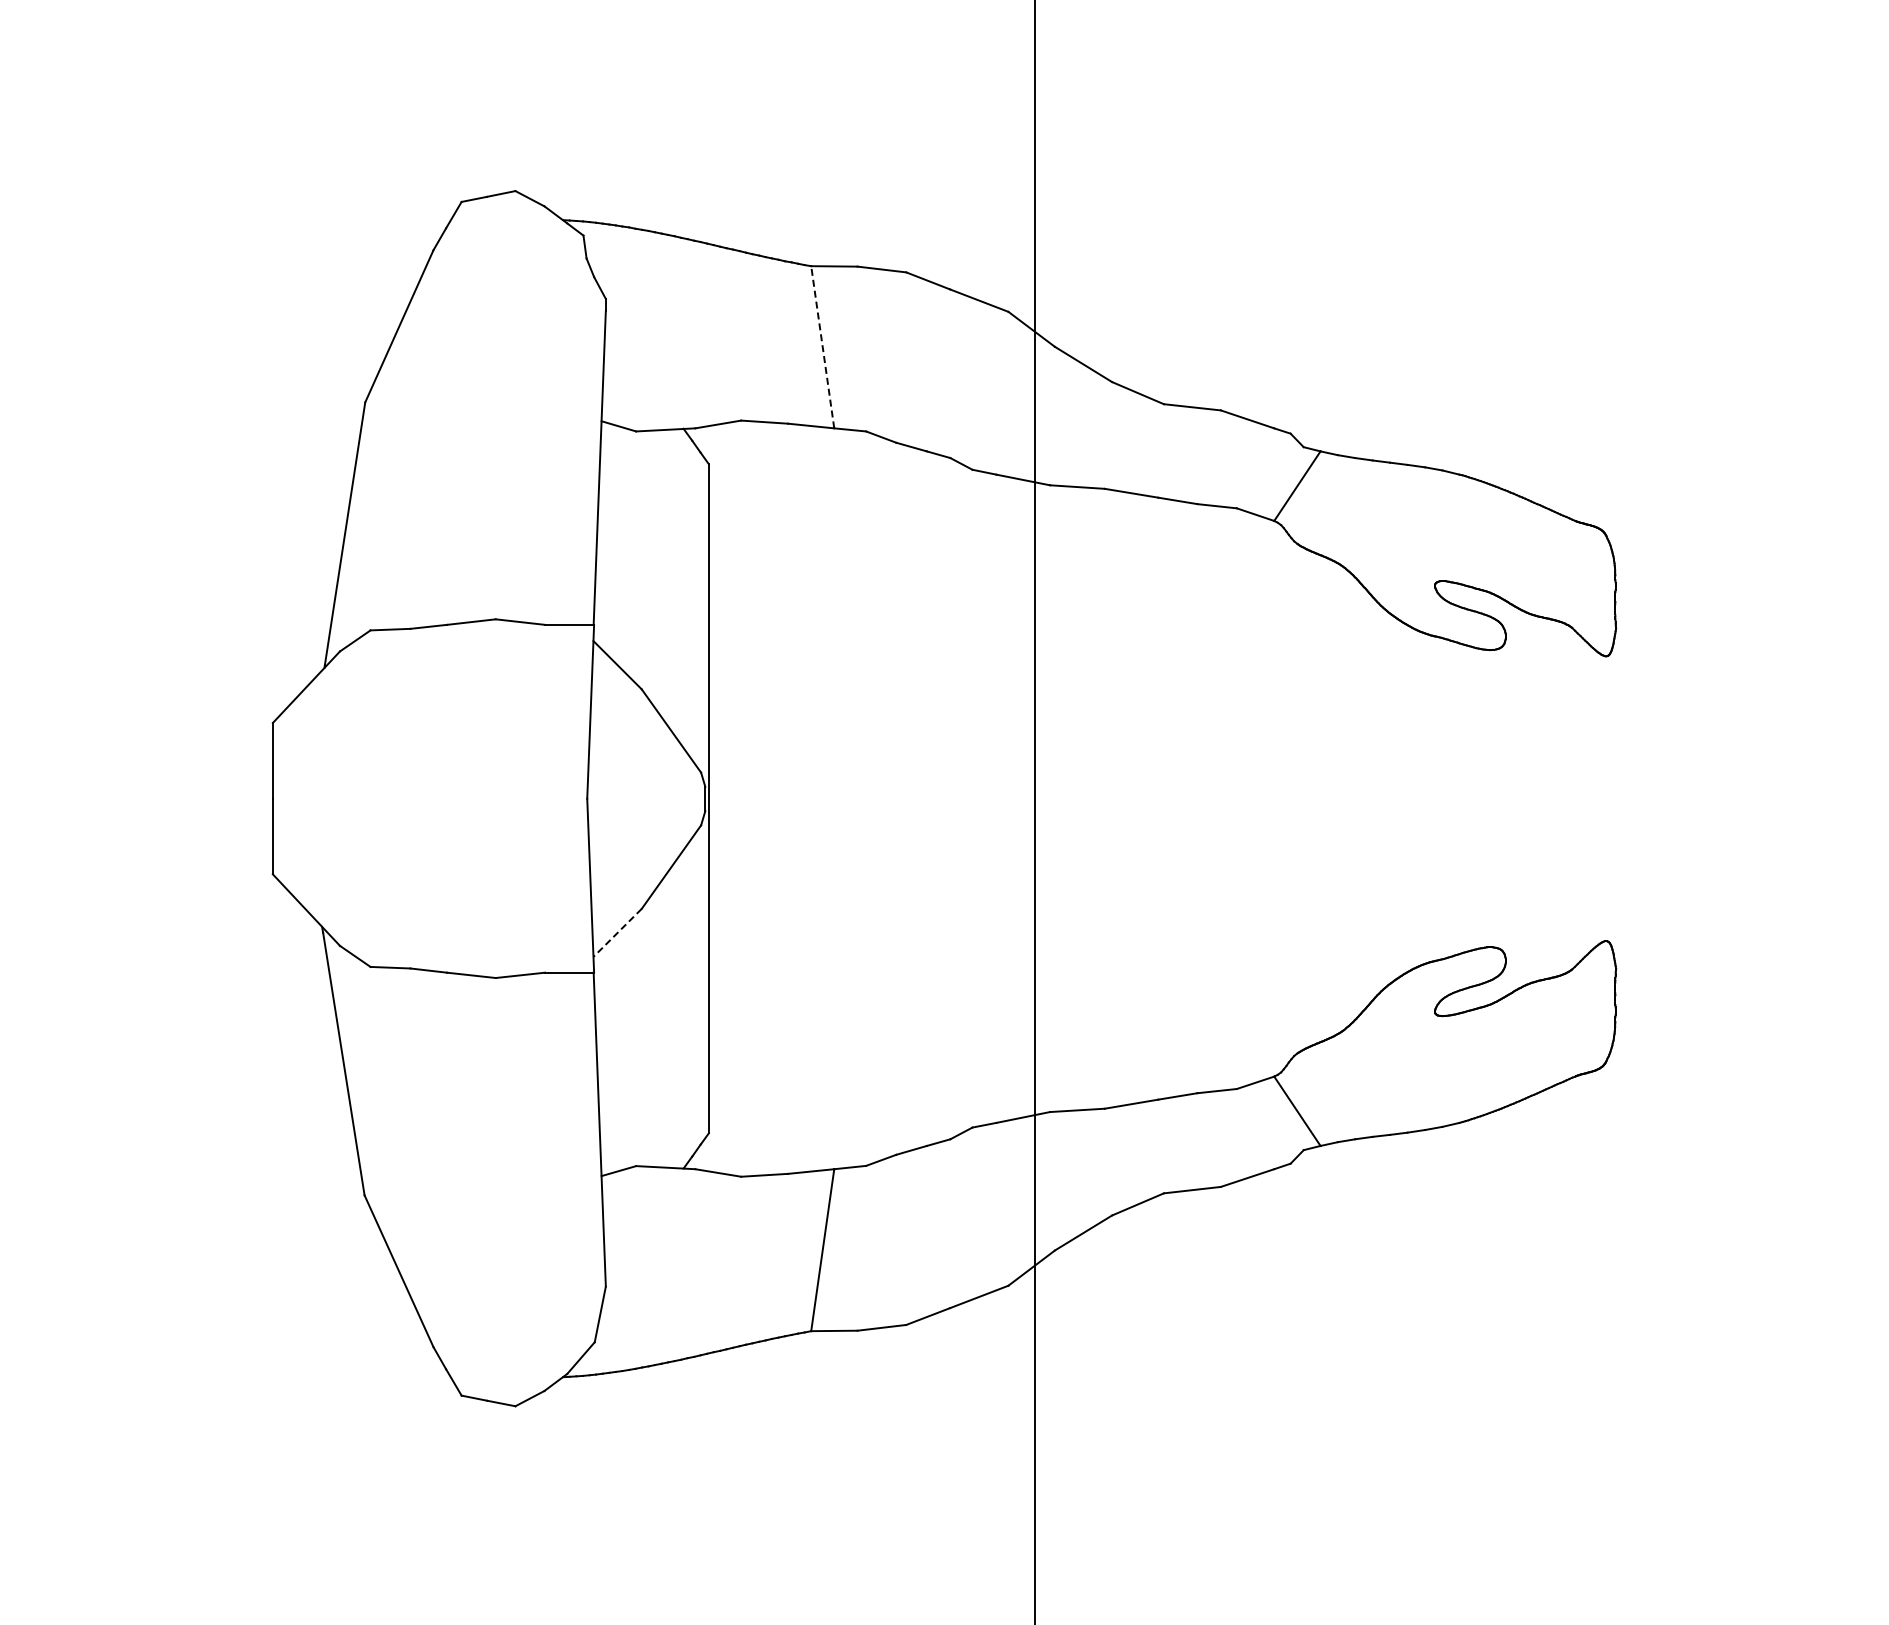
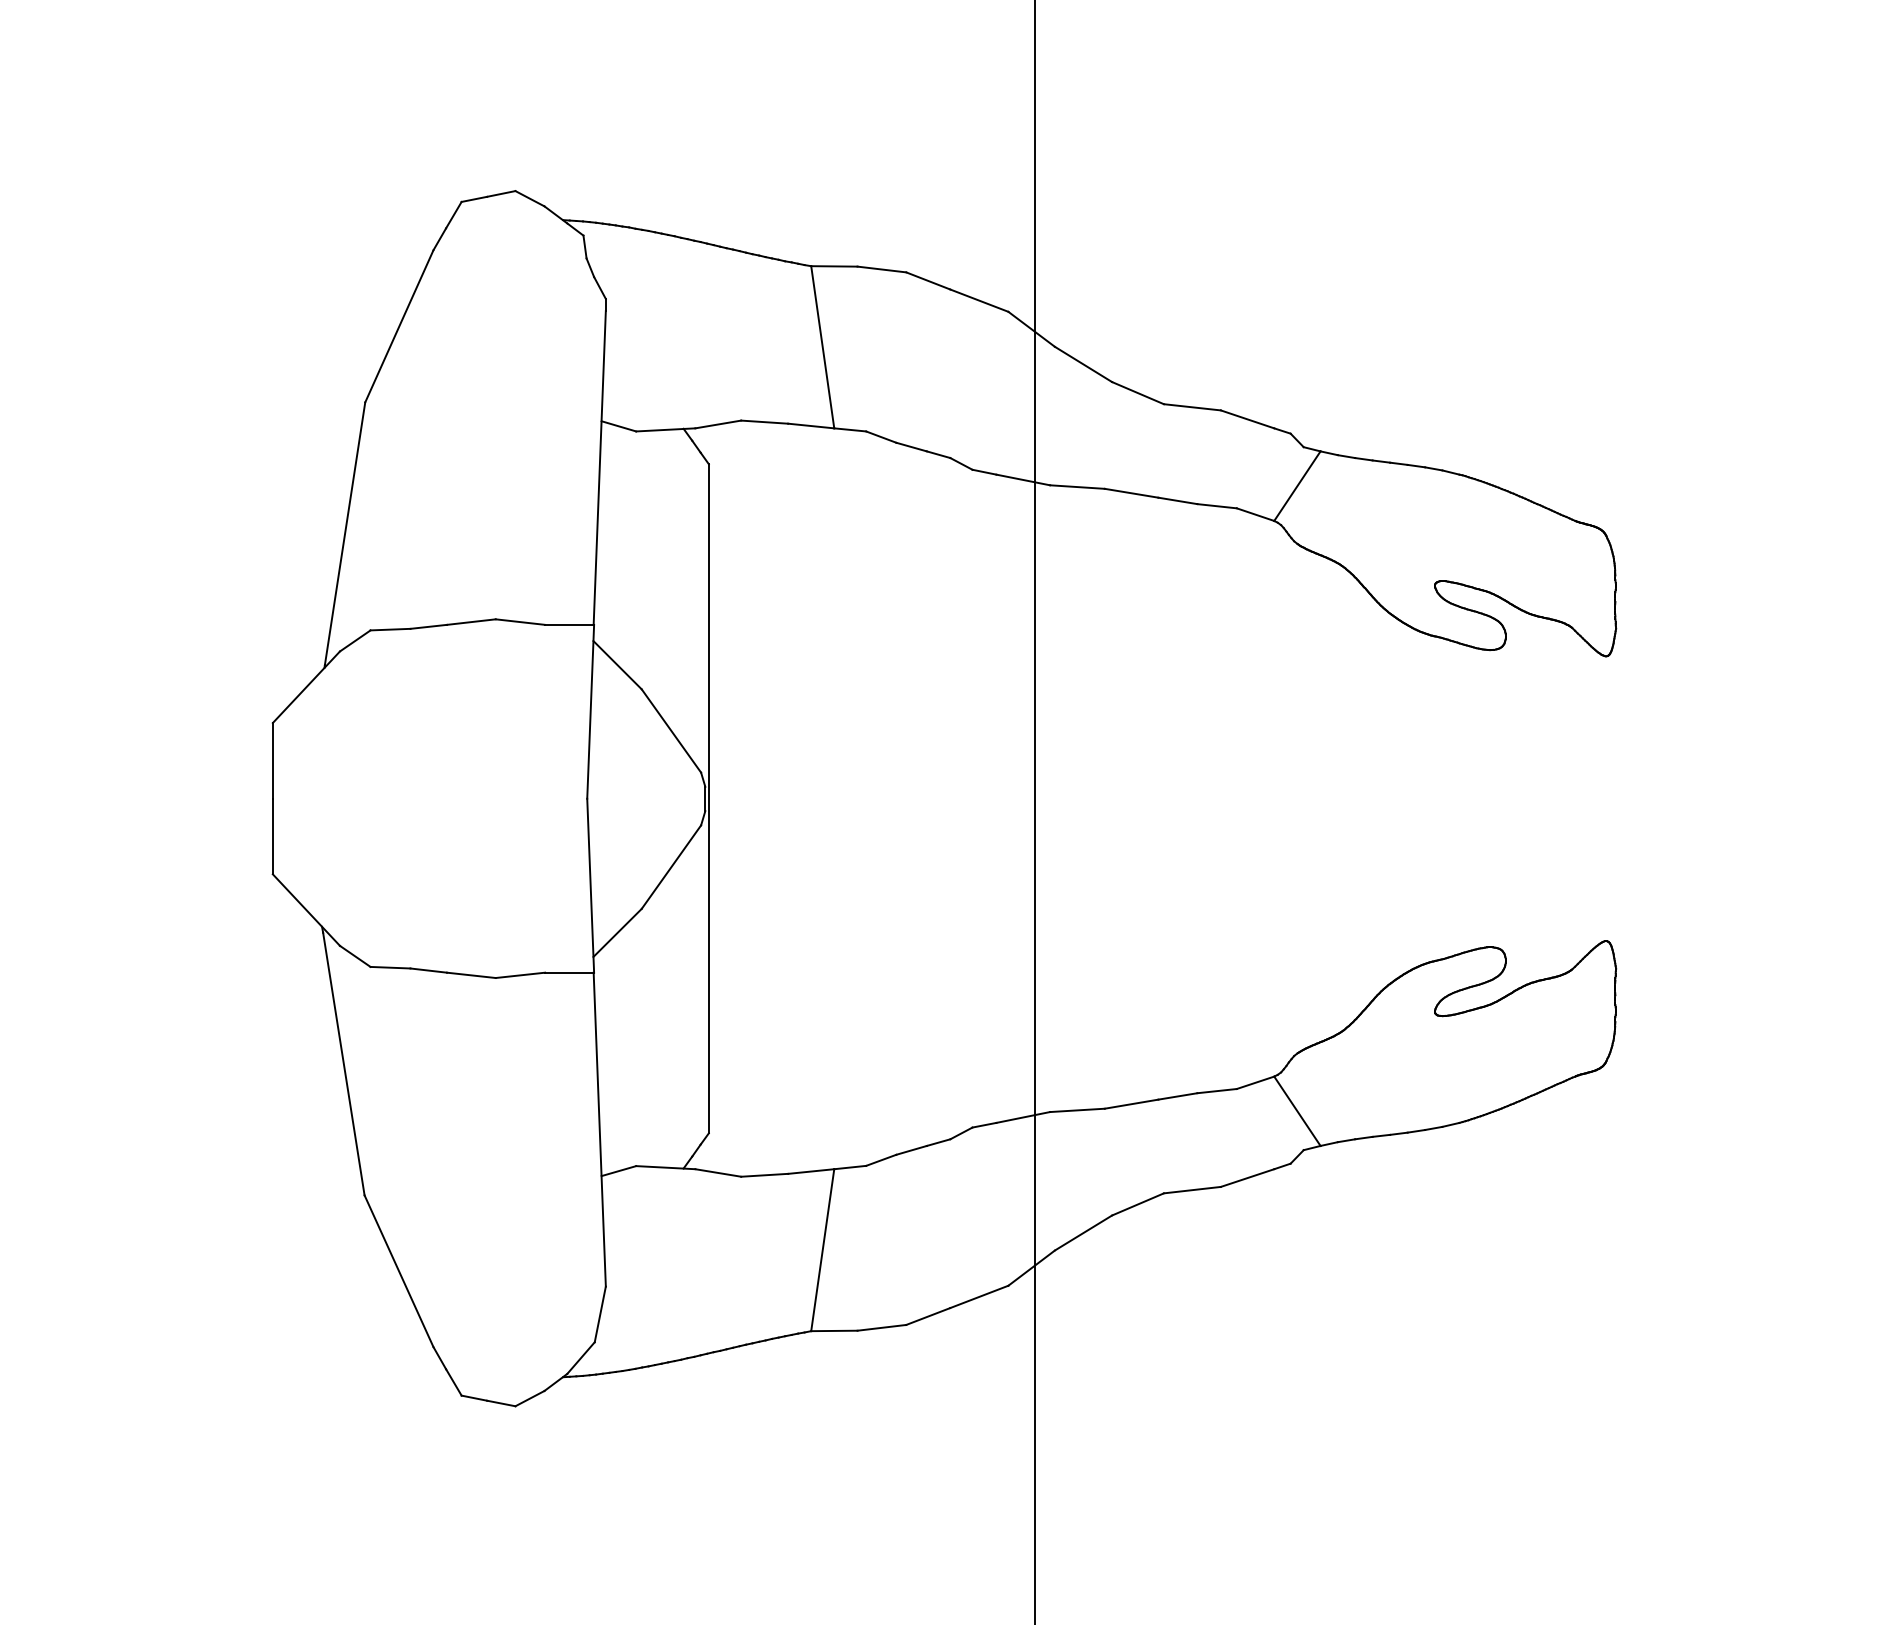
line: dashed -> solid (822, 347)
line: dashed -> solid (617, 933)
